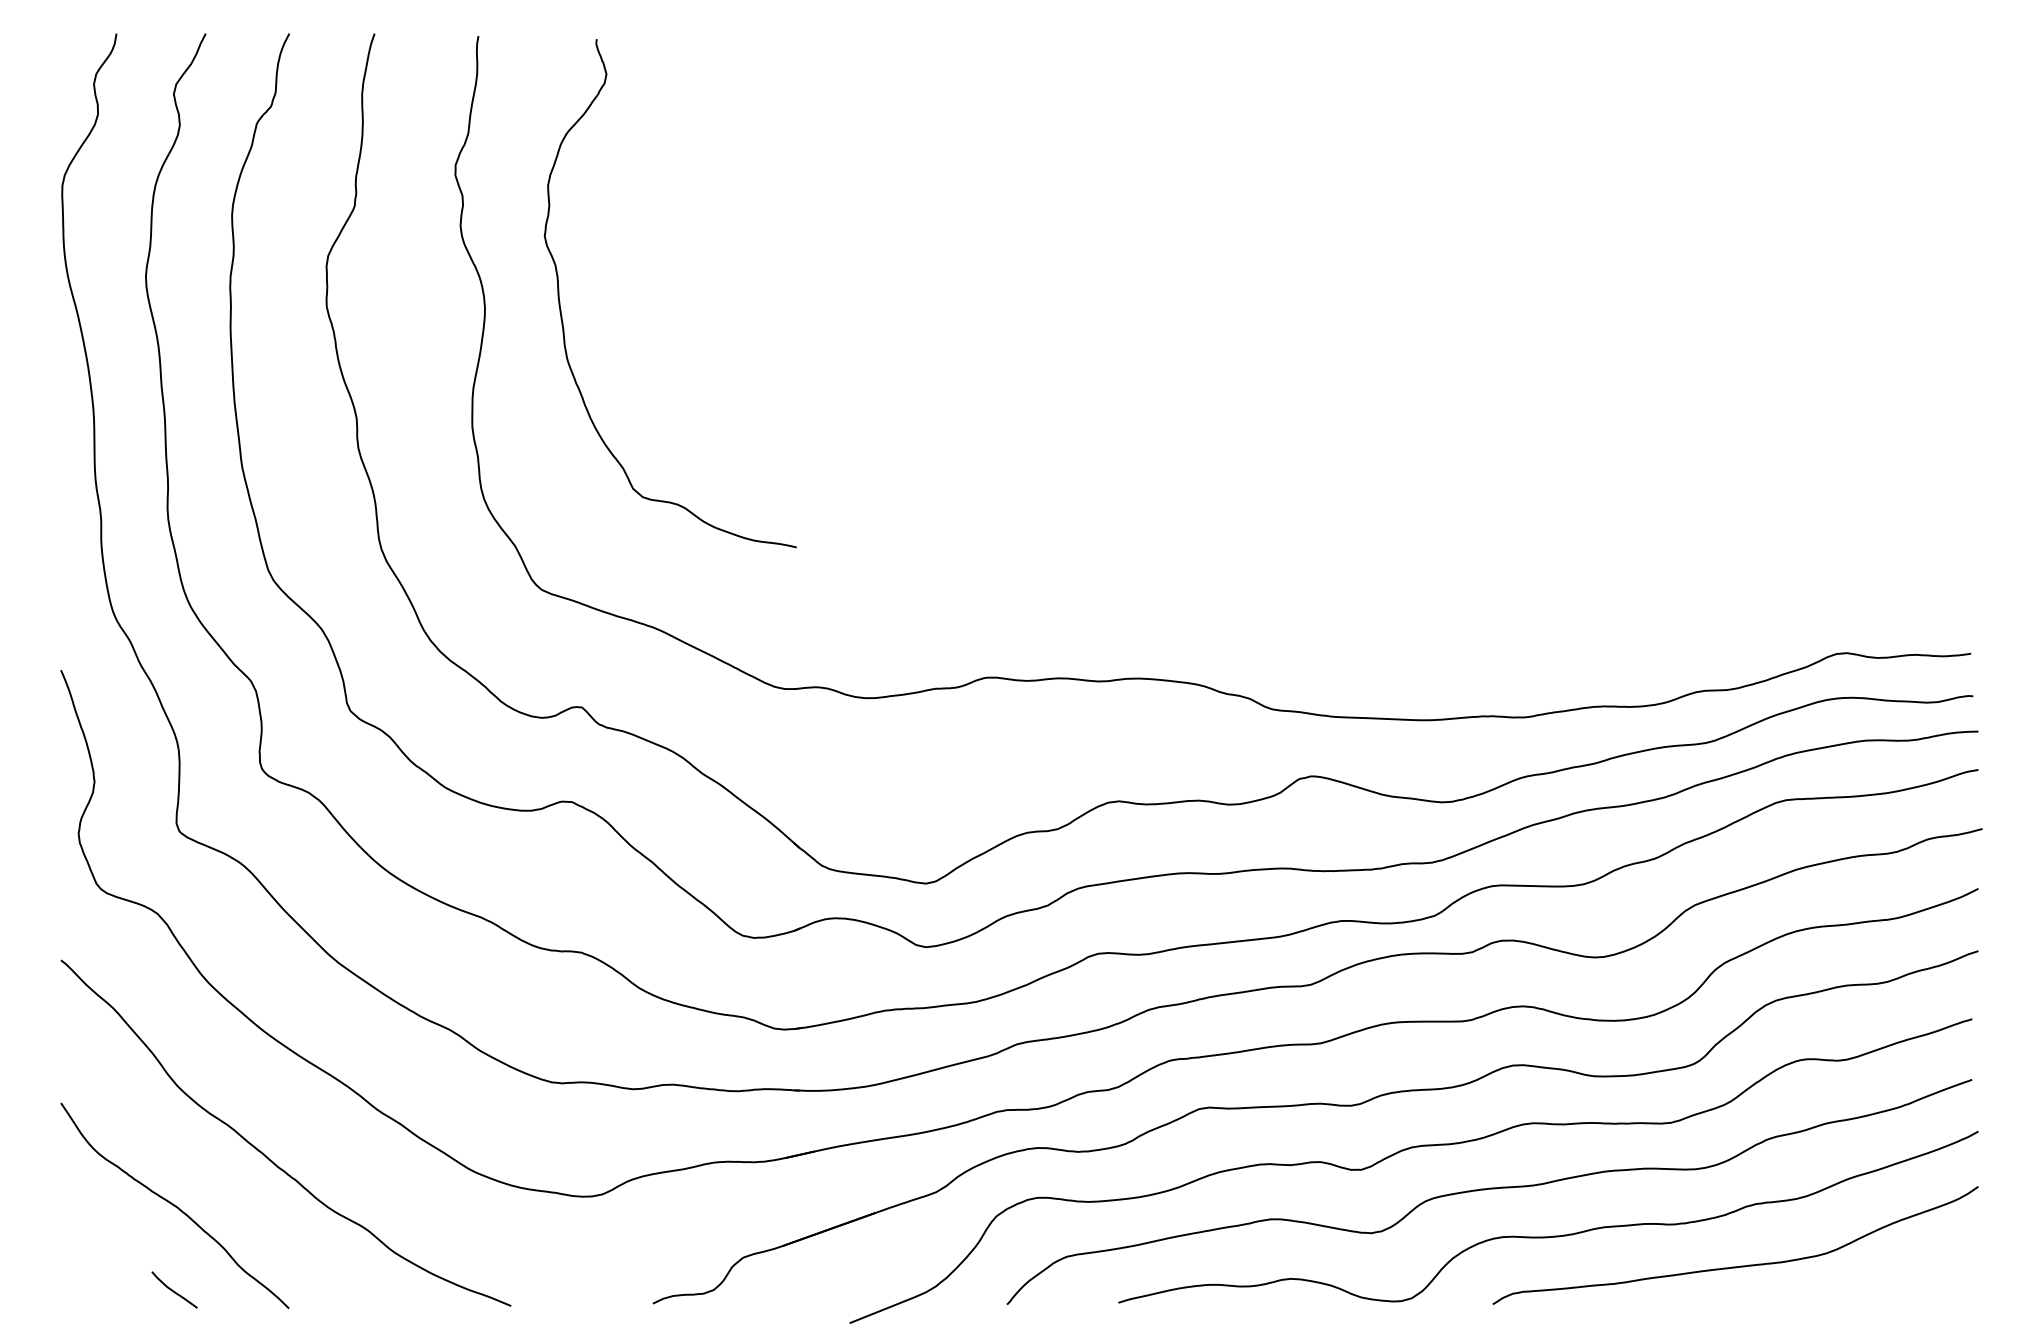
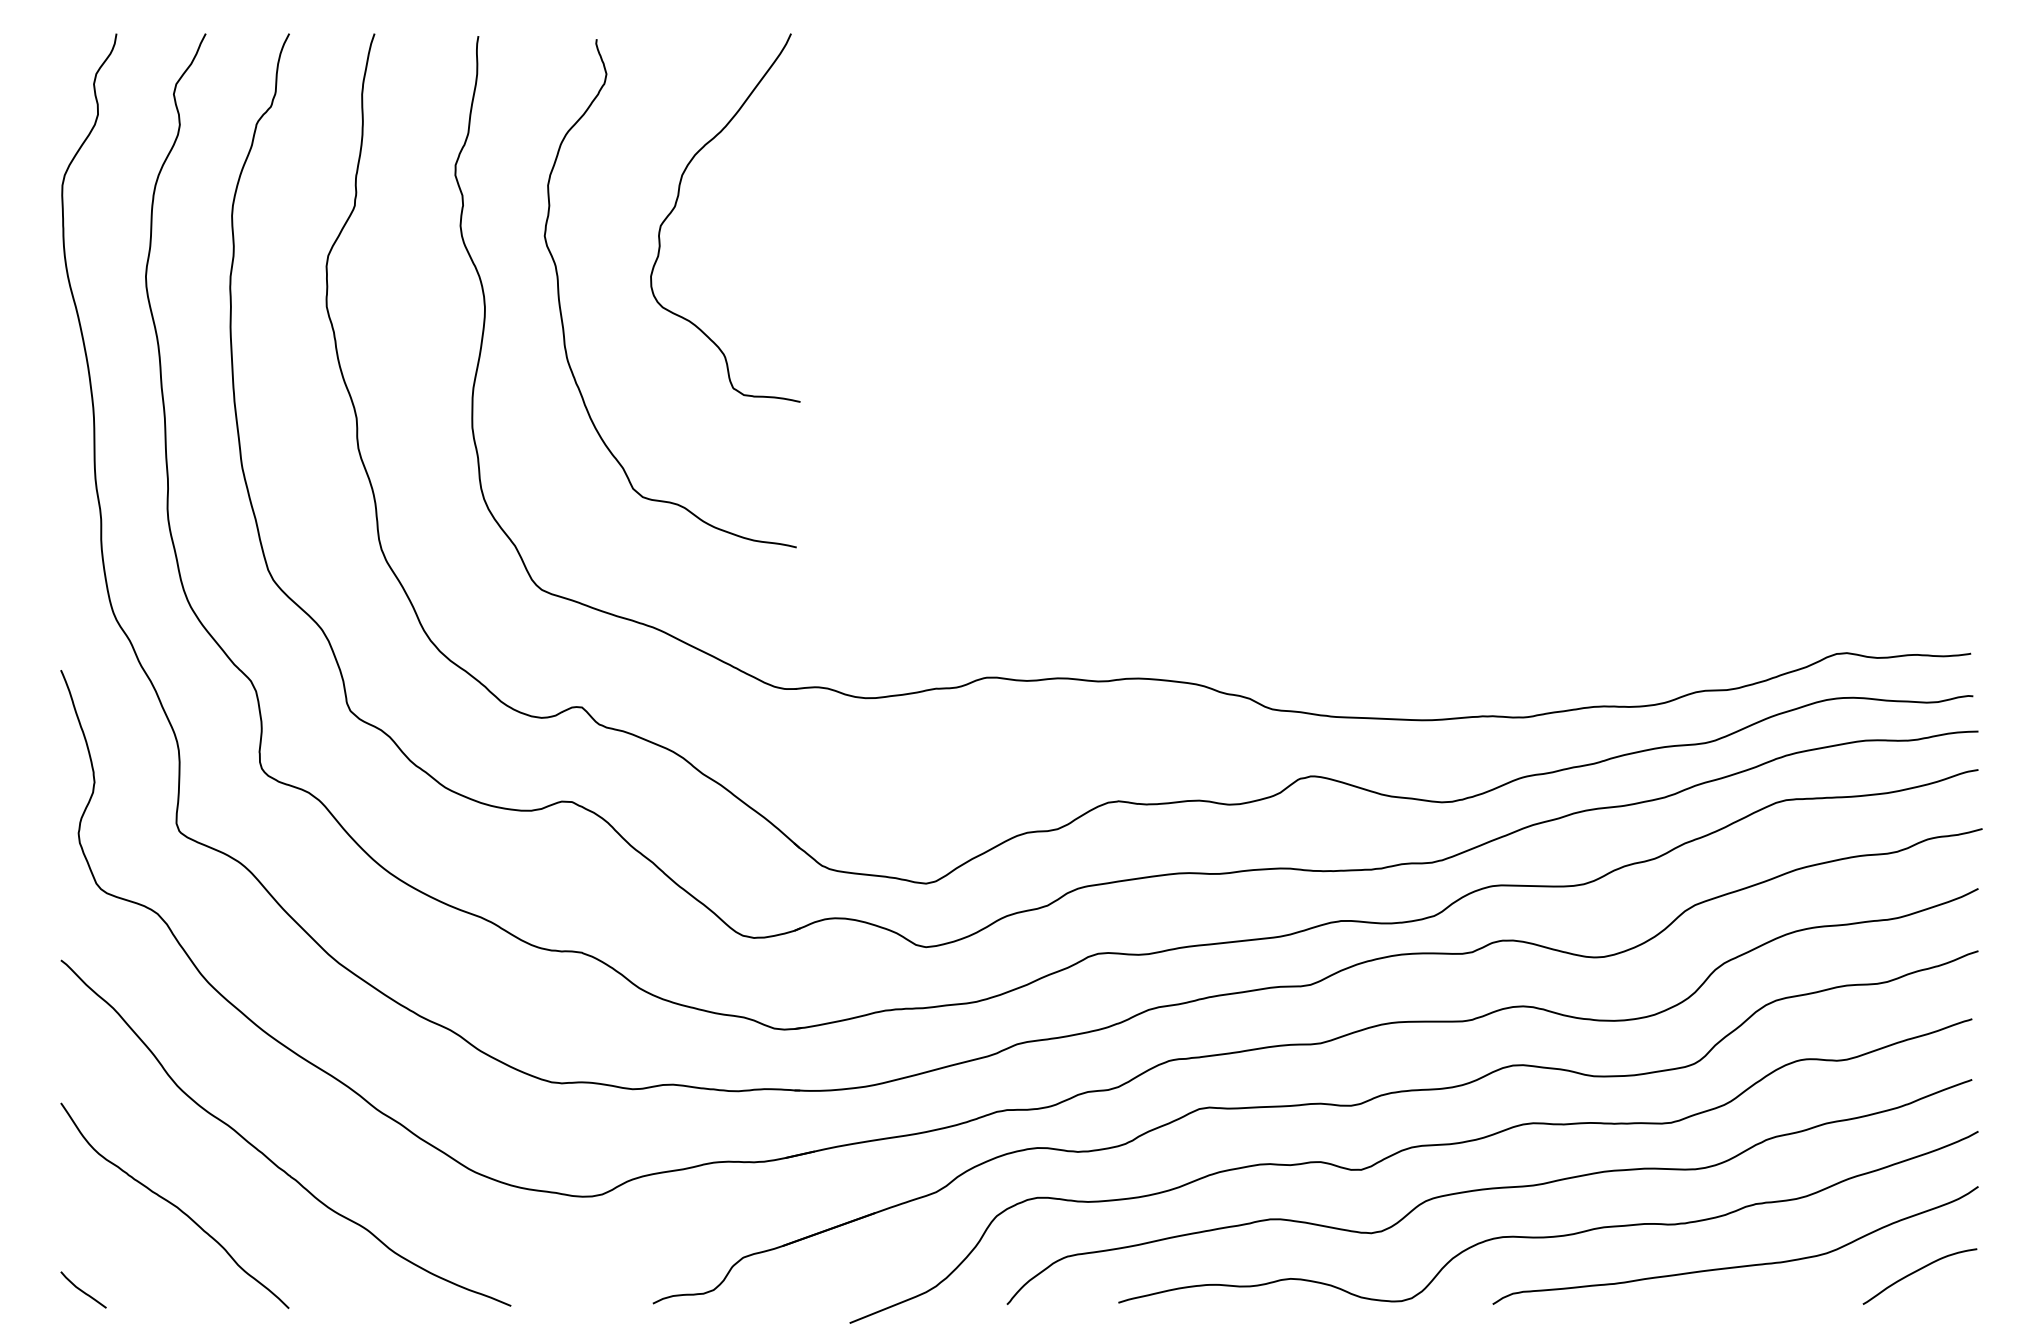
curve: none -> present (676, 205)
curve: none -> present (1916, 1272)
curve position: (173, 1290) -> (82, 1290) (82, 1290)
